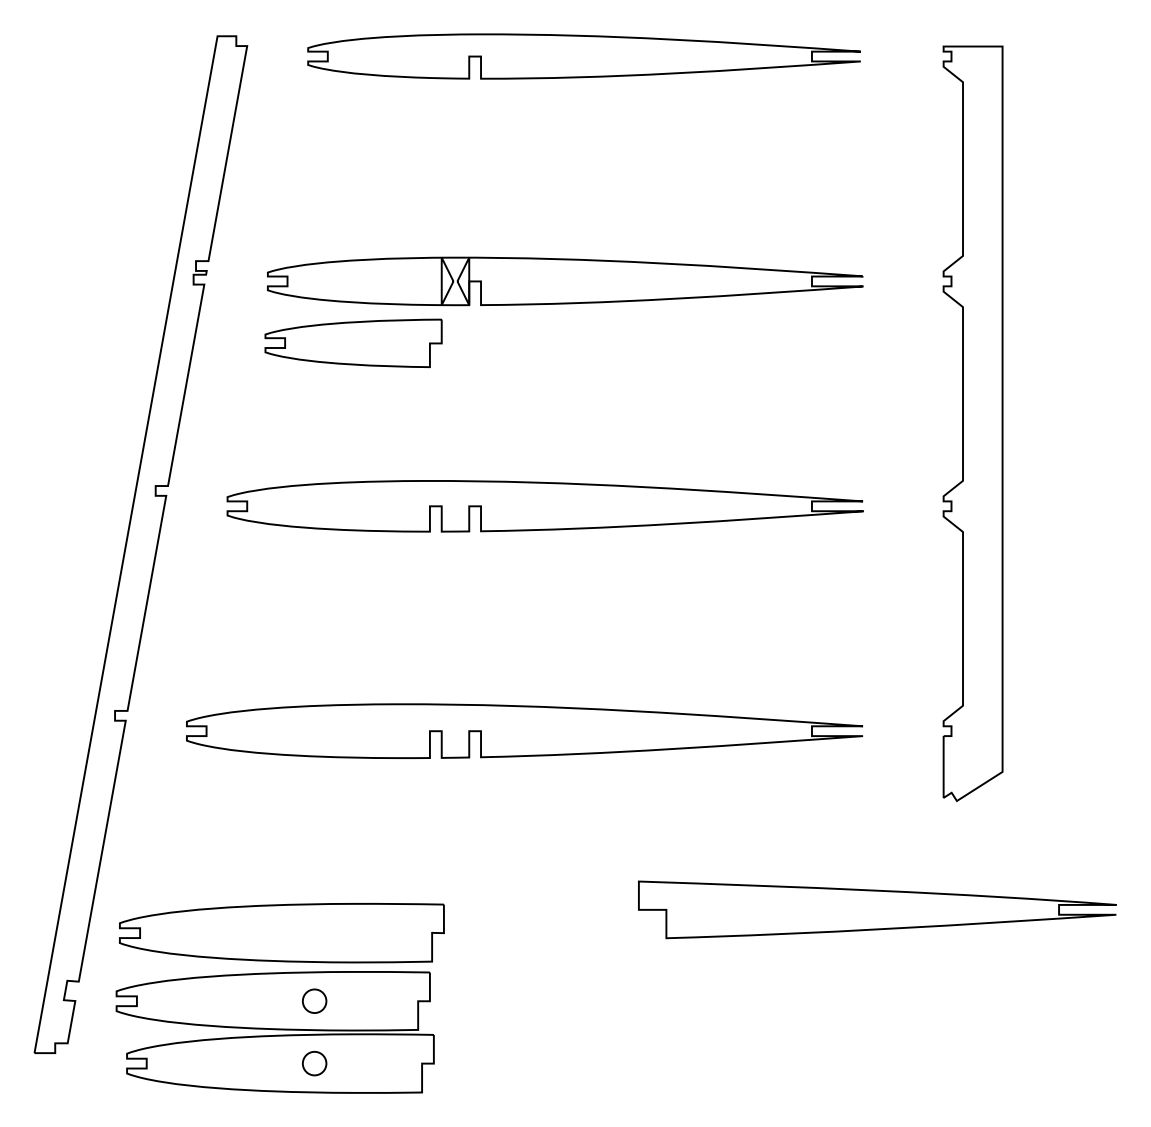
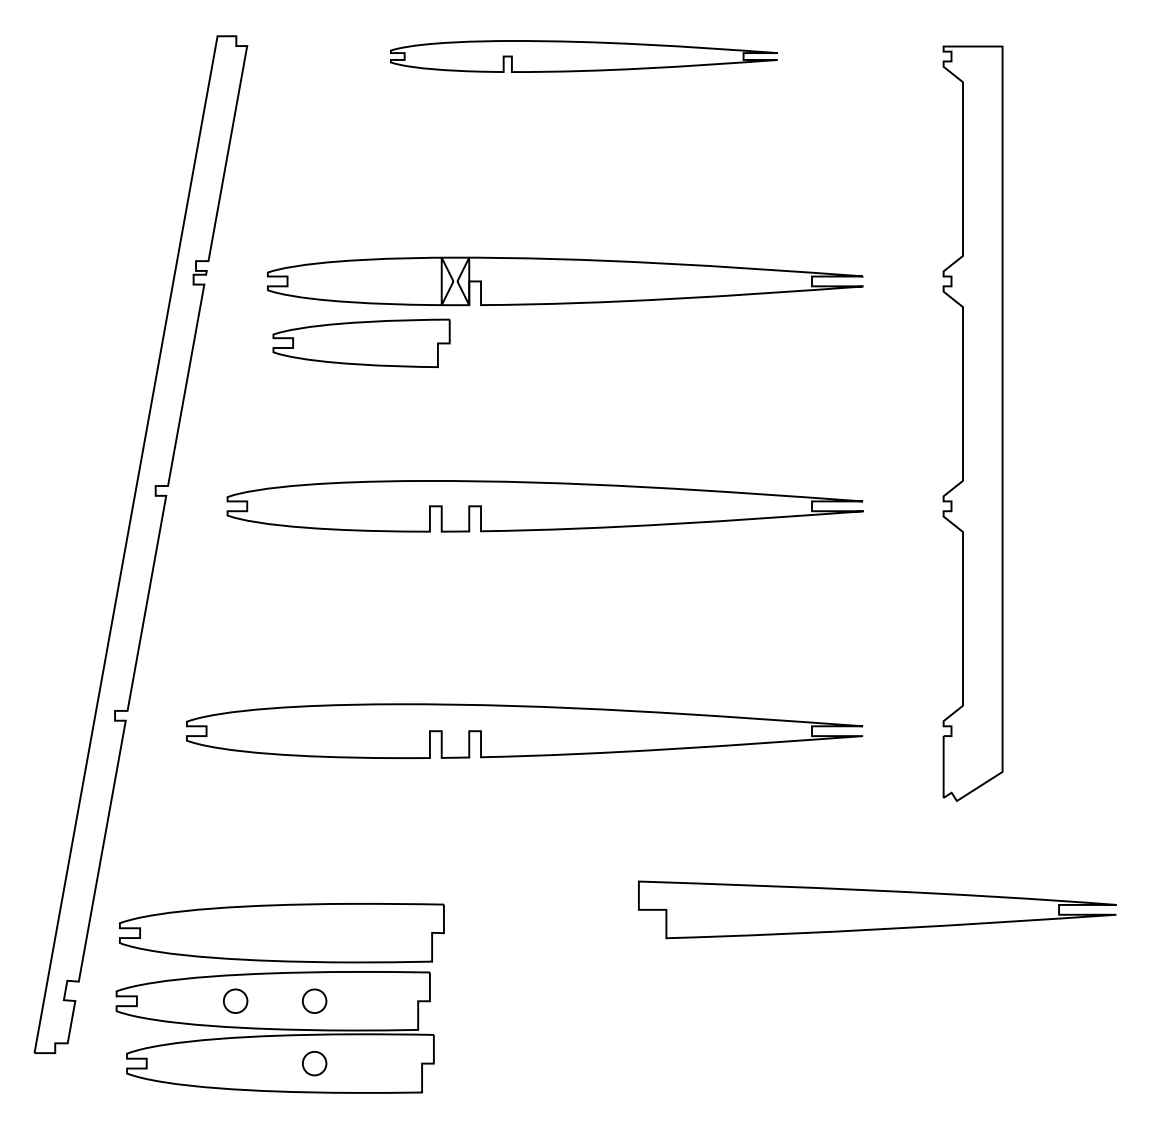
part size: 554x47 px -> 388x33 px (583, 56)
part position: (353, 342) -> (361, 342) (361, 342)
part: none -> present (235, 1000)
